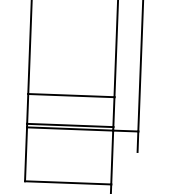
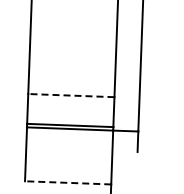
line: solid -> dashed (70, 95)
line: solid -> dashed (67, 182)
